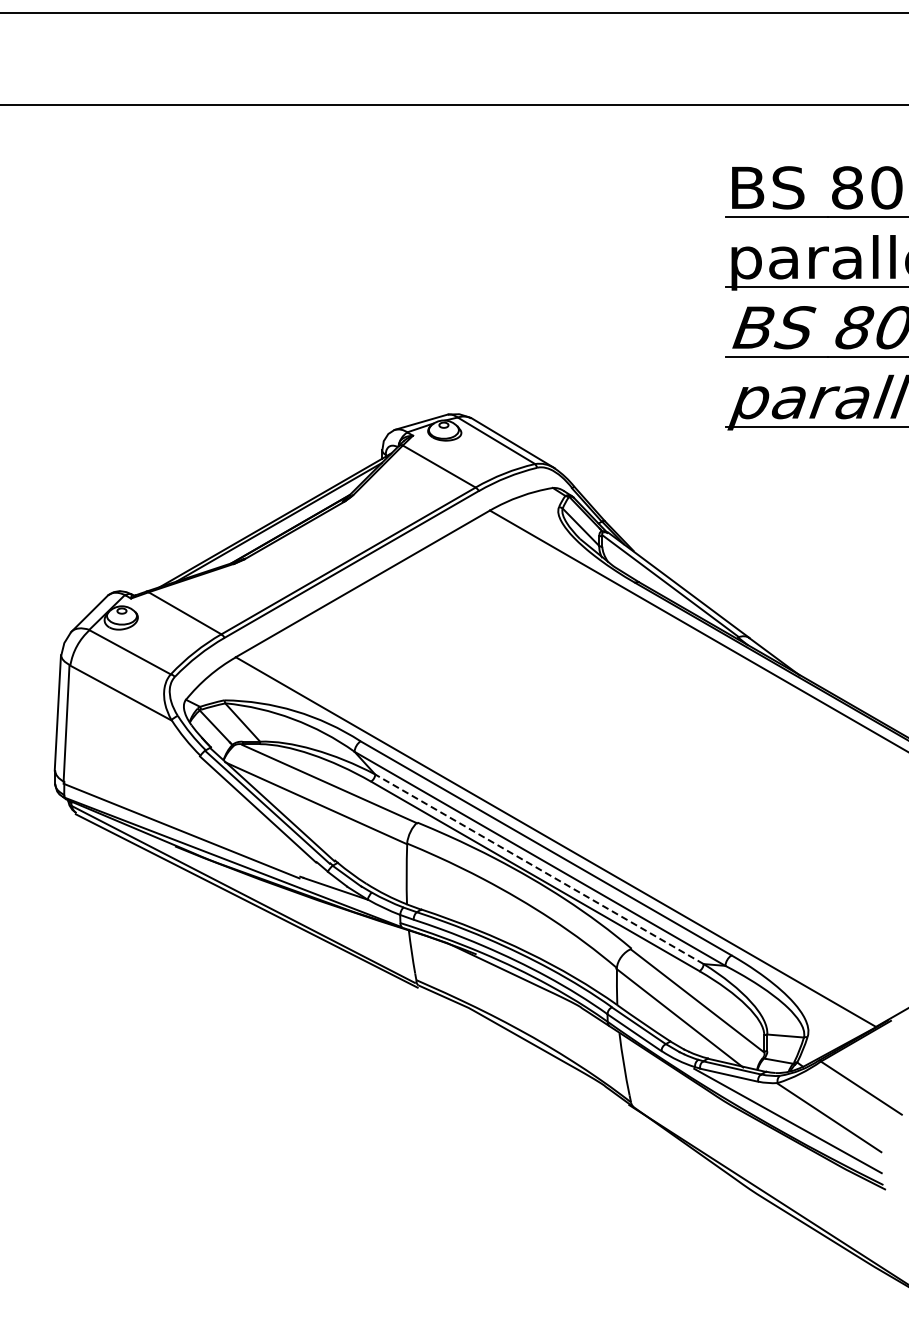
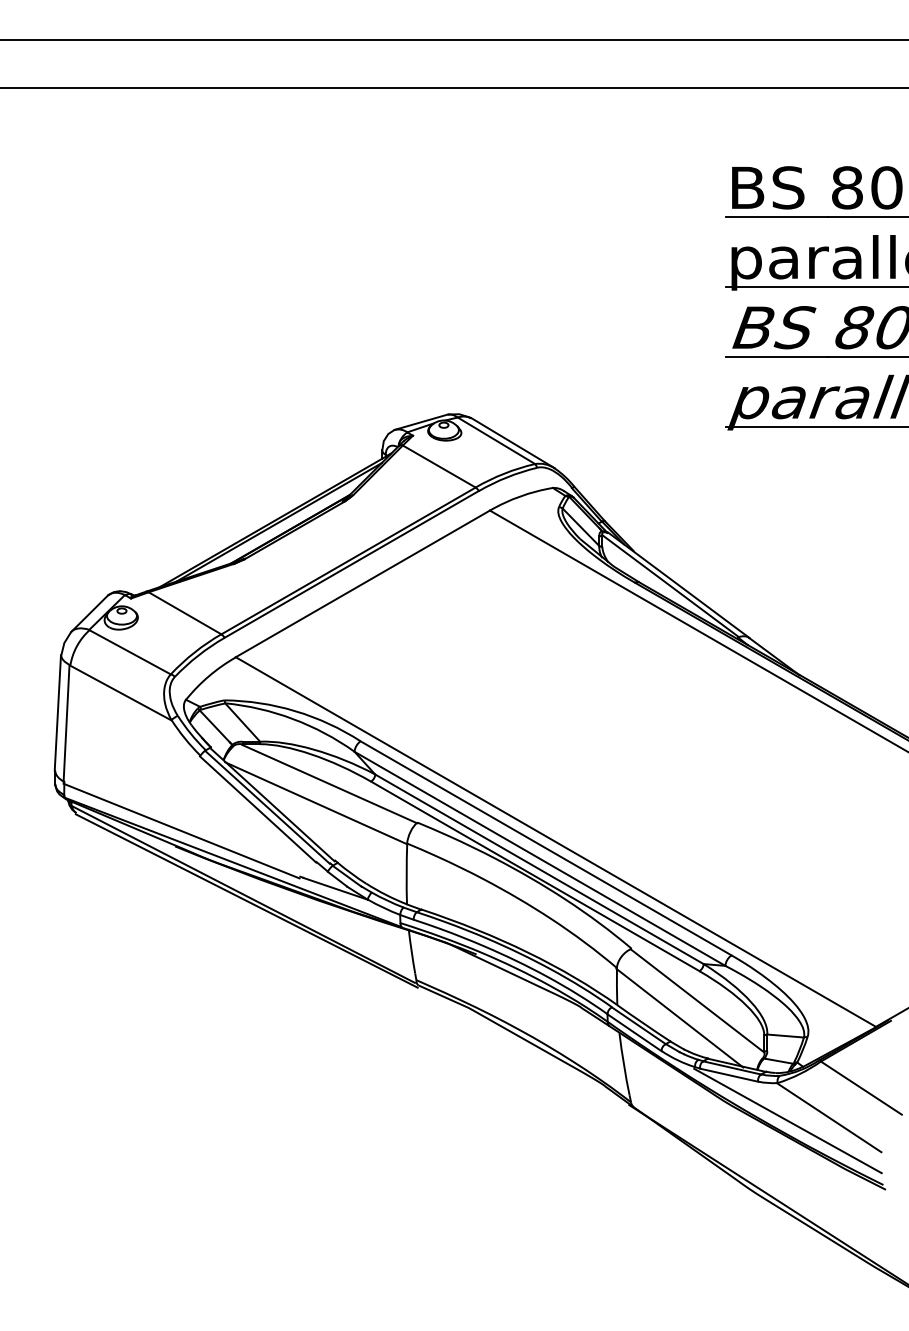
line position: (453, 12) -> (453, 39) (453, 39)
line position: (453, 104) -> (453, 87) (453, 87)
line: dashed -> solid (539, 869)
